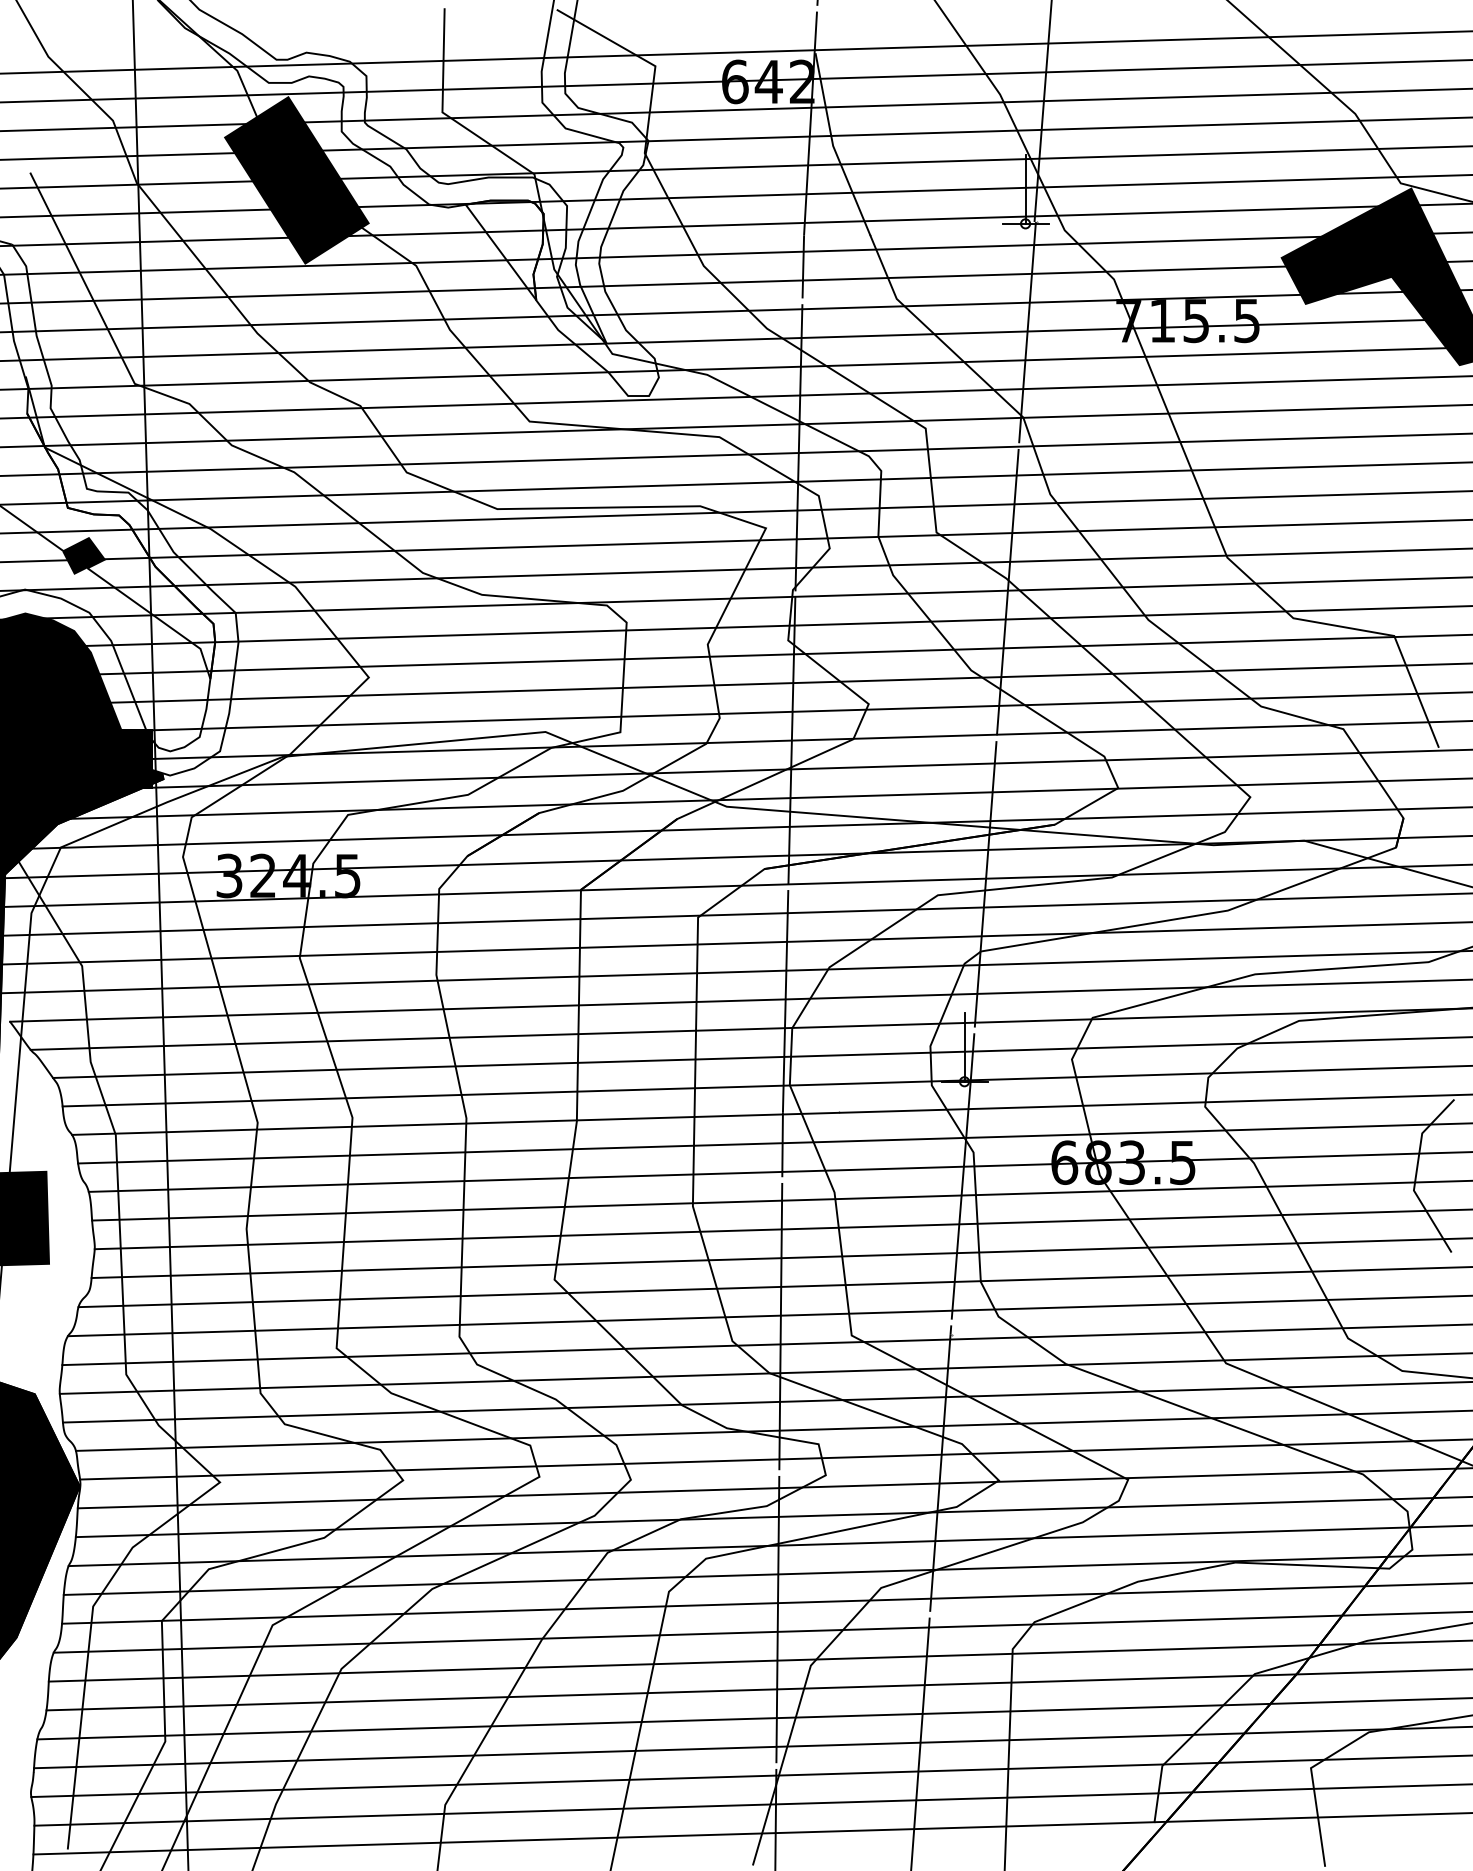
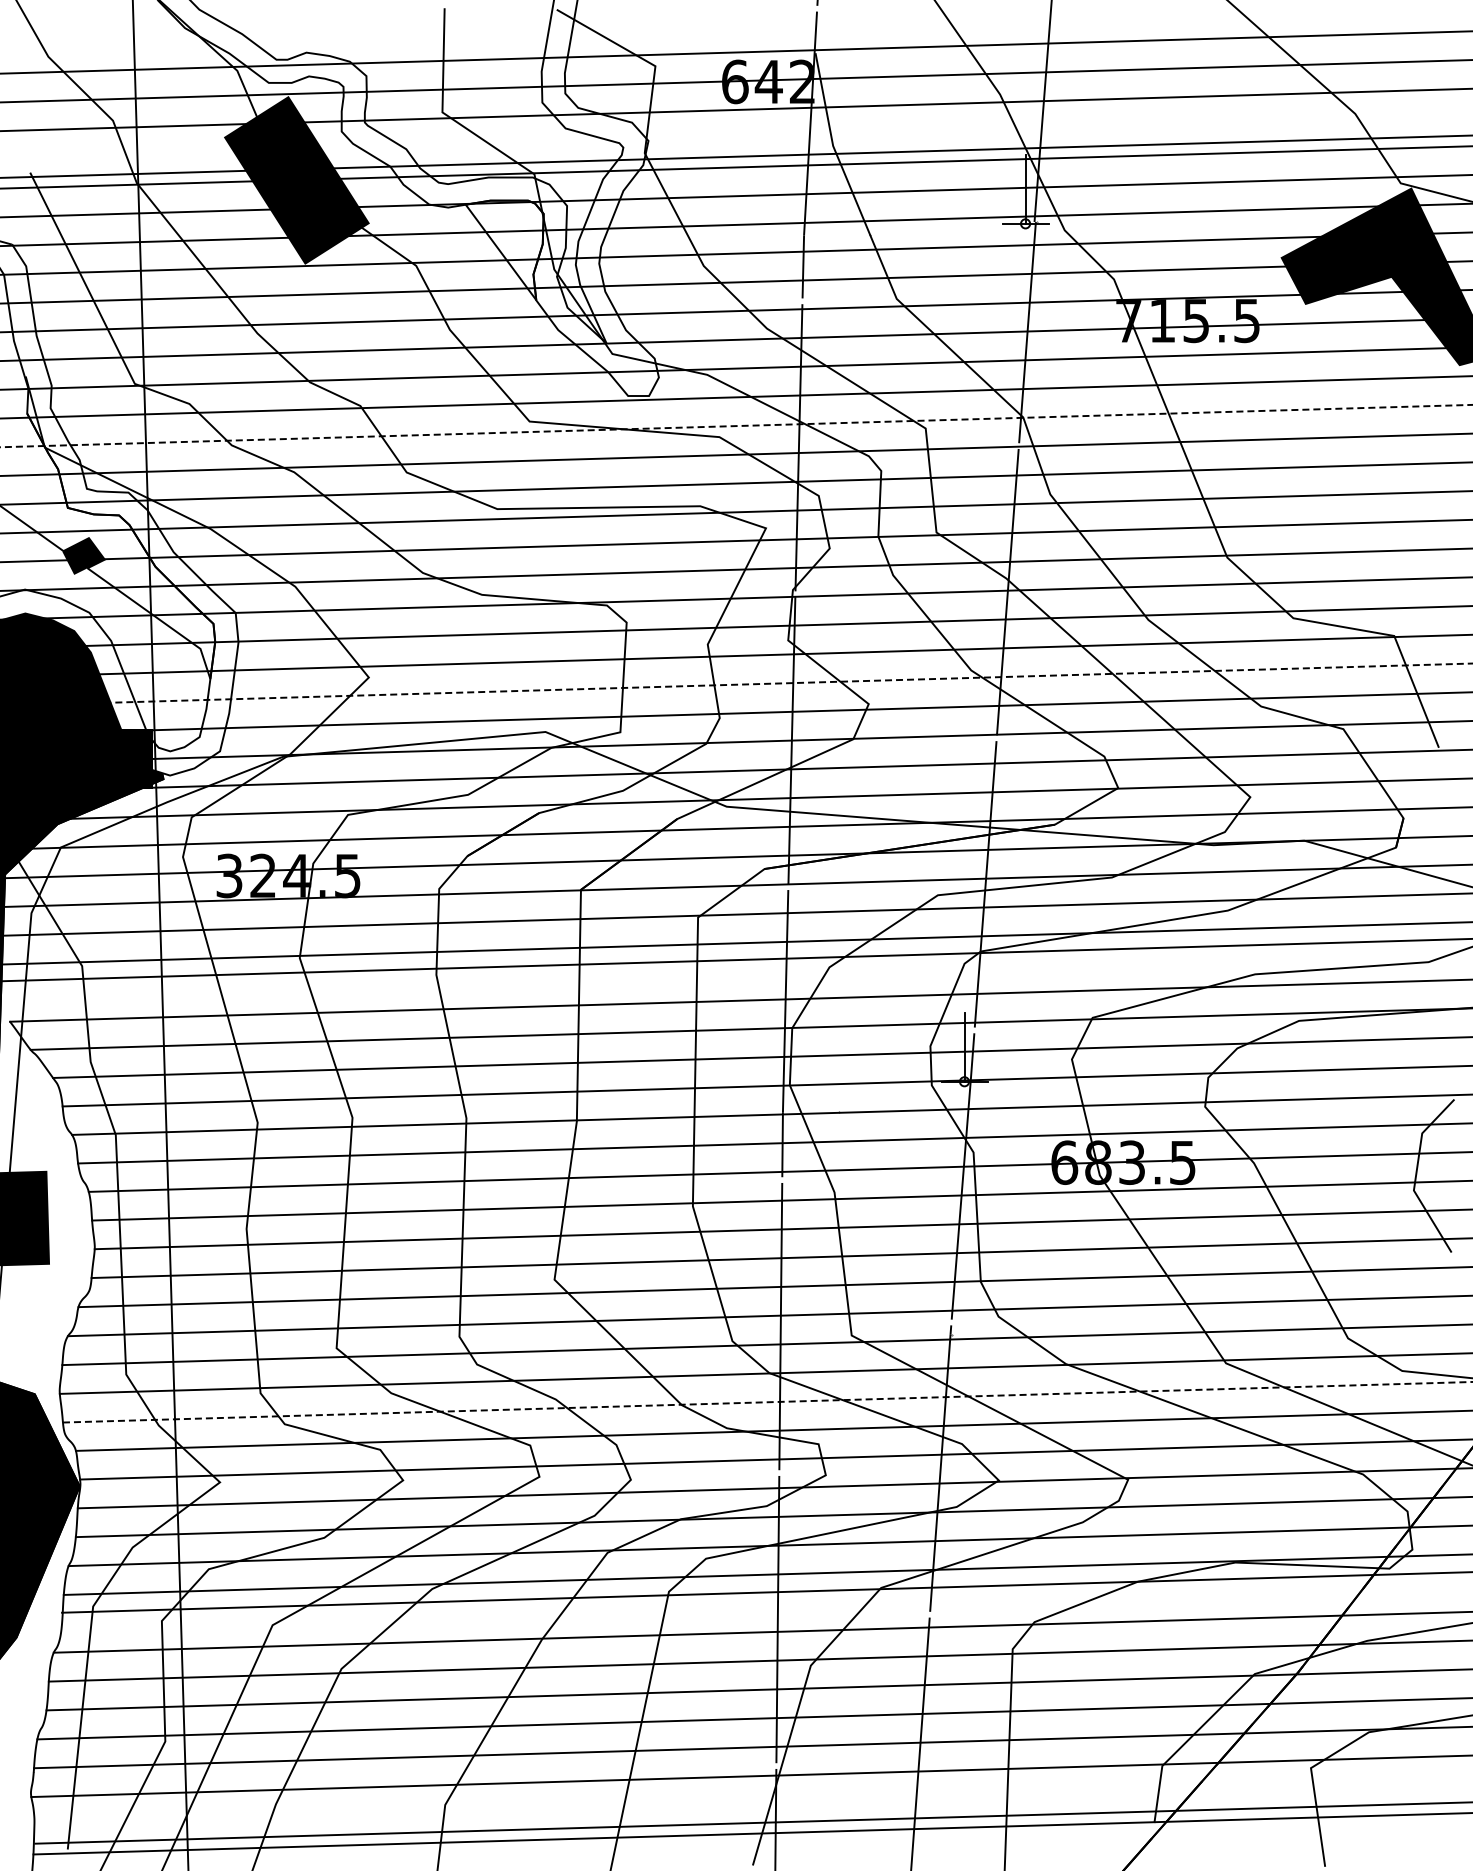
line position: (735, 138) -> (735, 156) (735, 156)
line: solid -> dashed (737, 426)
line: solid -> dashed (736, 684)
line position: (735, 972) -> (735, 960) (735, 960)
line: solid -> dashed (767, 1402)
line position: (765, 1603) -> (765, 1592) (765, 1592)
line position: (751, 1804) -> (752, 1822) (752, 1822)
